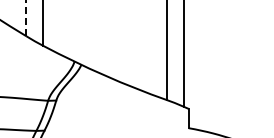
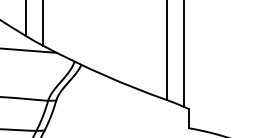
line: dashed -> solid (26, 18)
line: none -> present (29, 50)
